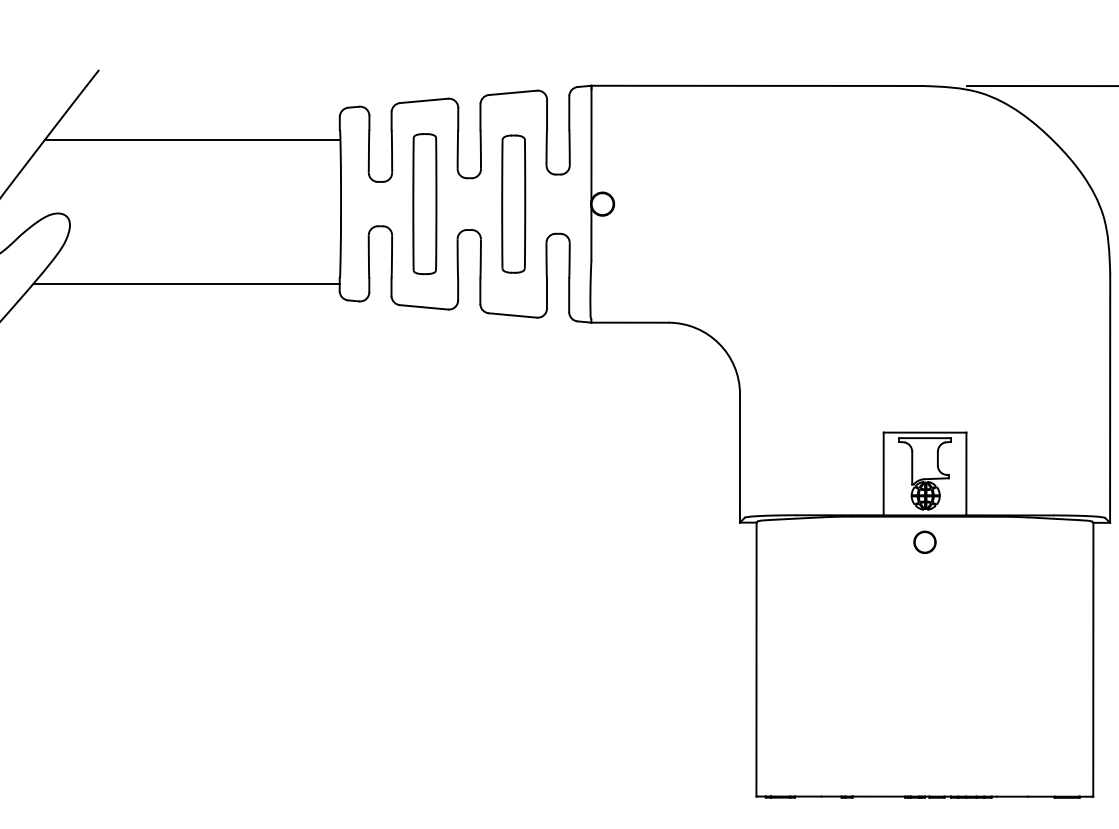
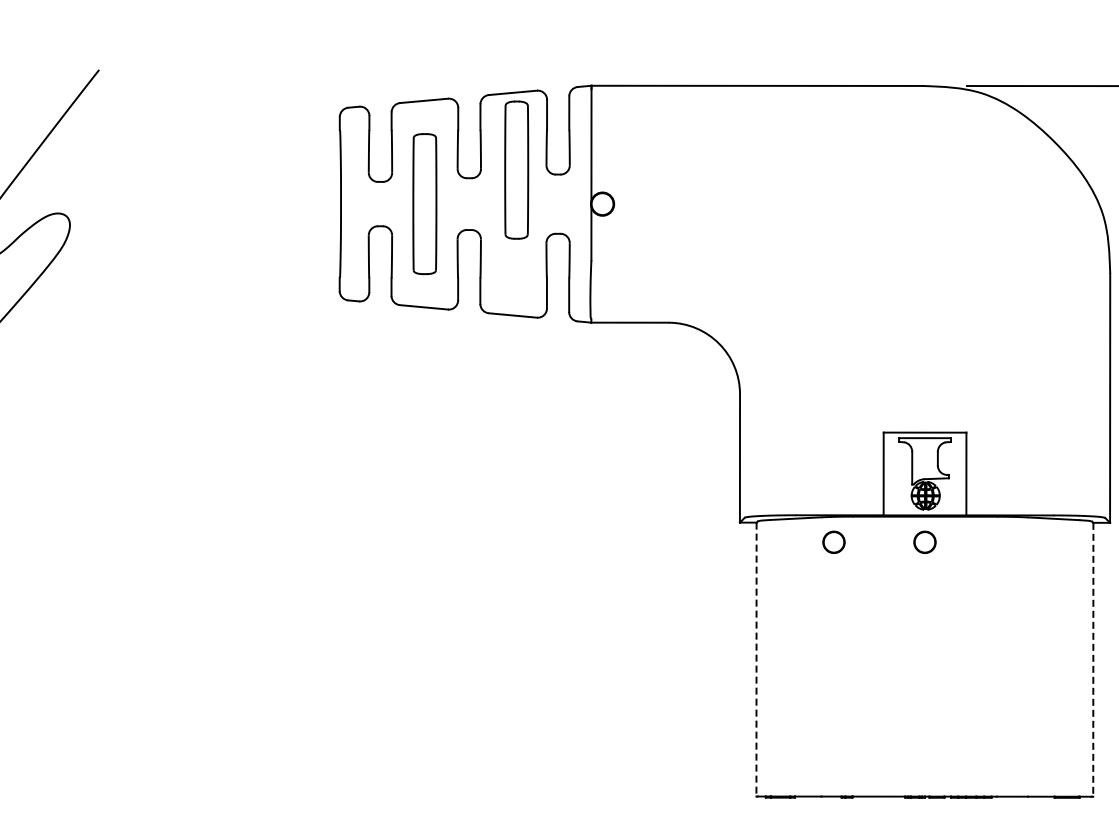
line: present -> none (192, 140)
part position: (513, 203) -> (516, 169) (516, 169)
line: present -> none (186, 283)
circle: none -> present (833, 541)
line: solid -> dashed (756, 659)
line: solid -> dashed (1093, 659)
